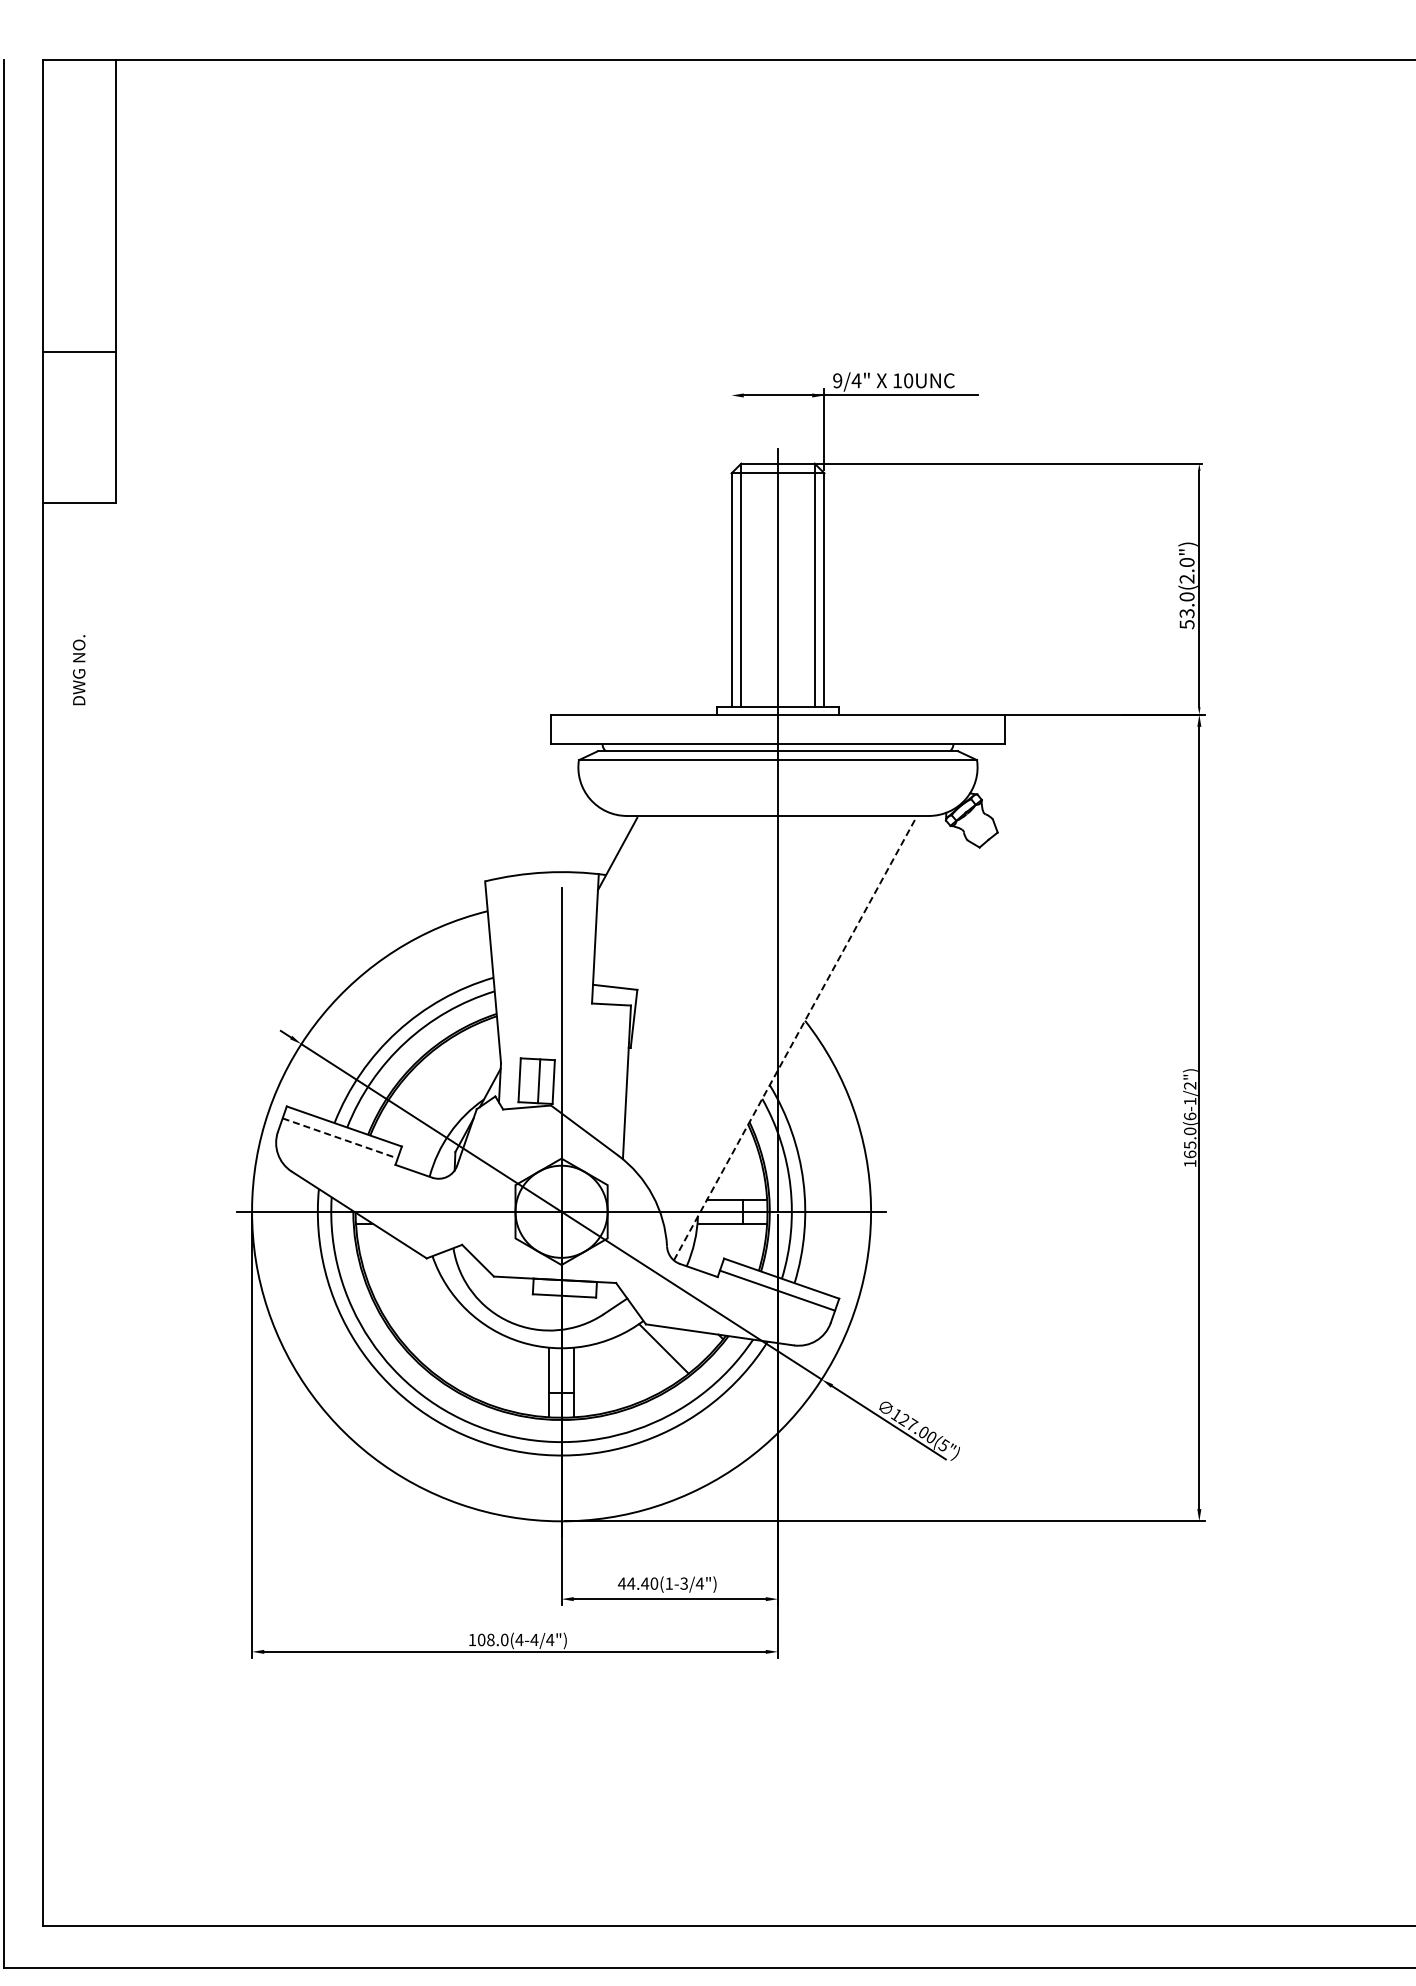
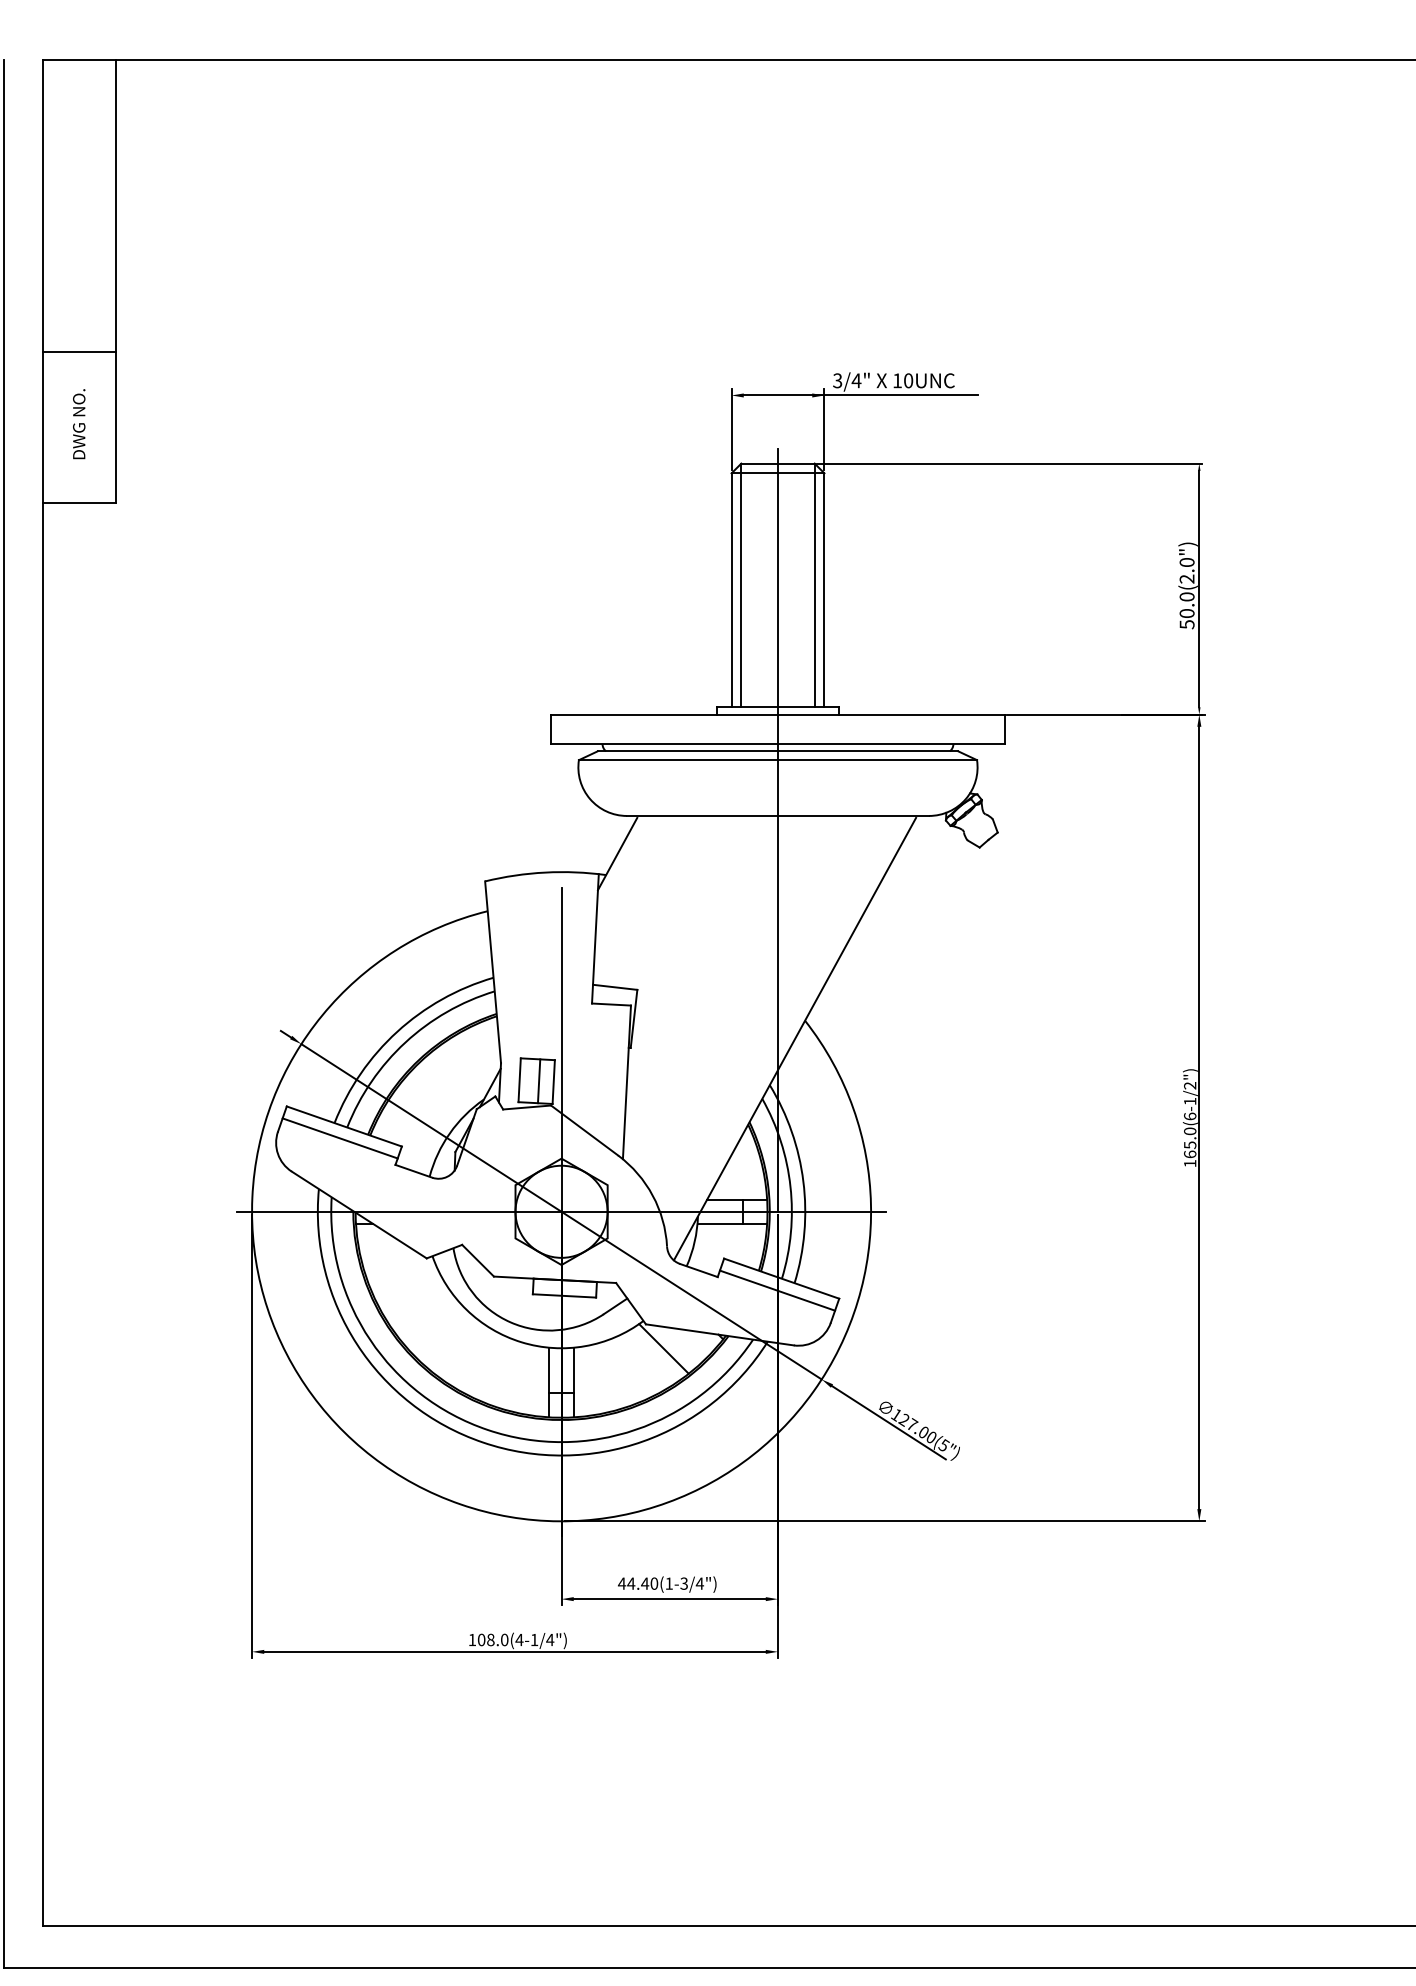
text: 9/4" -> 3/4" (837, 380)
line: none -> present (731, 429)
text: 53.0(2.0") -> 50.0(2.0") (1186, 613)
text position: (79, 670) -> (79, 424) (79, 424)
line: dashed -> solid (795, 1038)
line: dashed -> solid (340, 1138)
text: 108.0(4-4/4") -> 108.0(4-1/4") (534, 1640)
